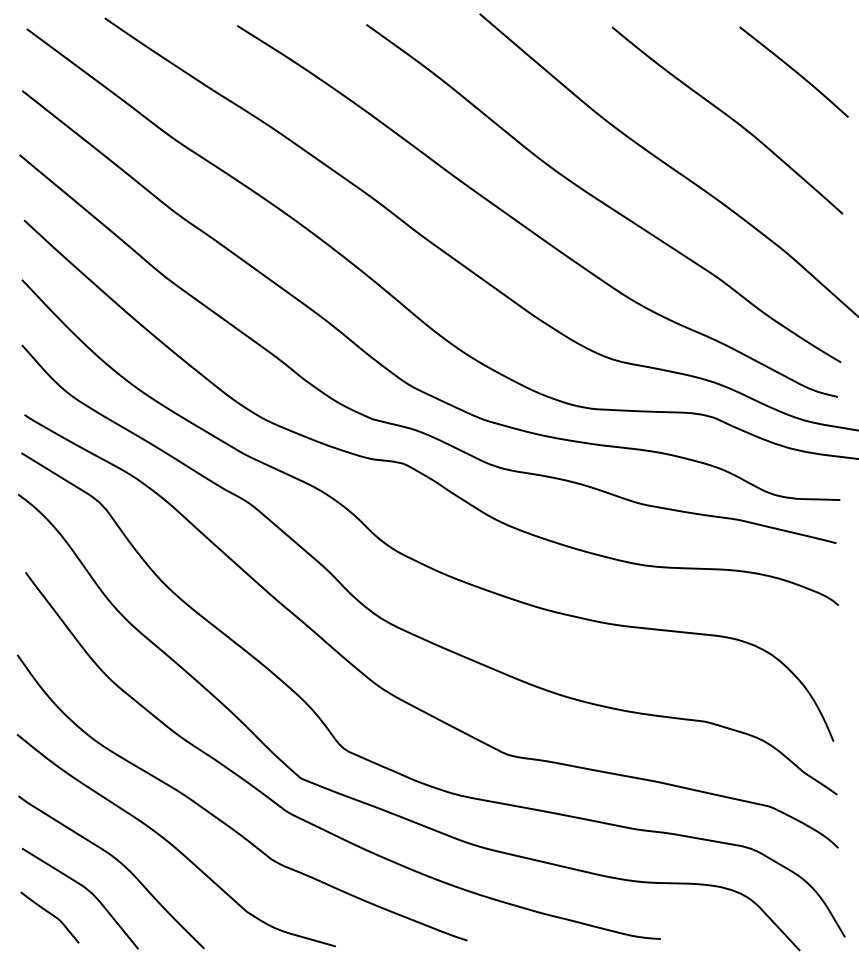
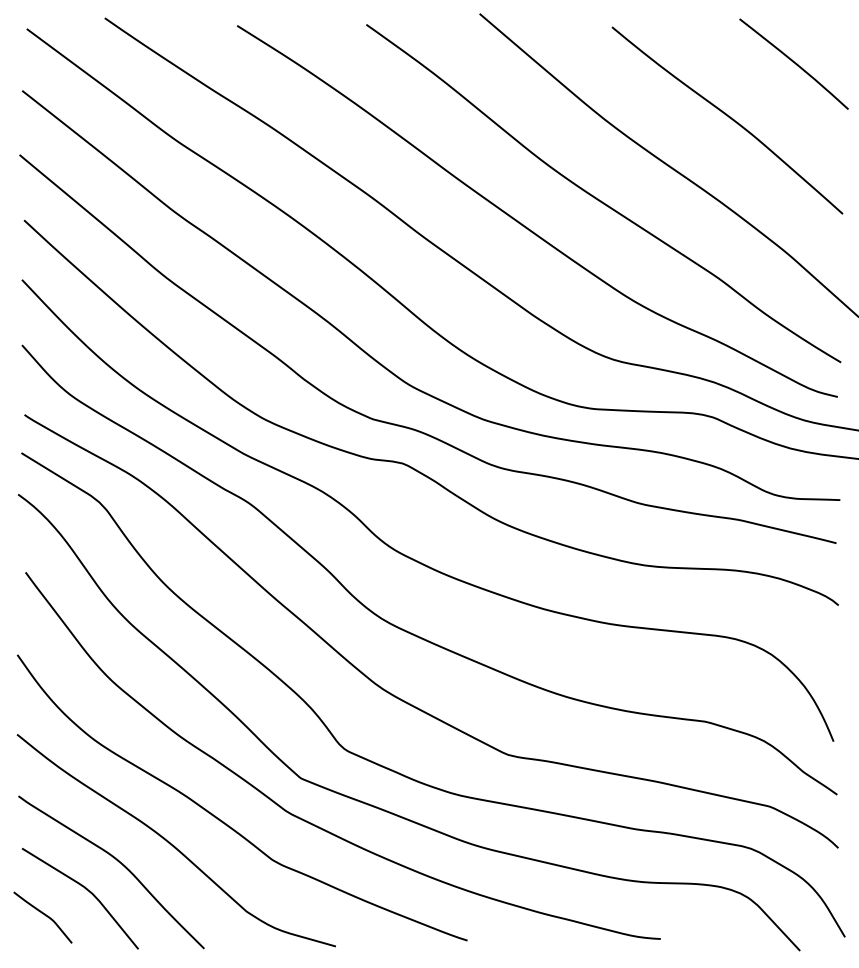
curve position: (793, 70) -> (793, 62) (793, 62)
curve position: (51, 915) -> (44, 915) (44, 915)
